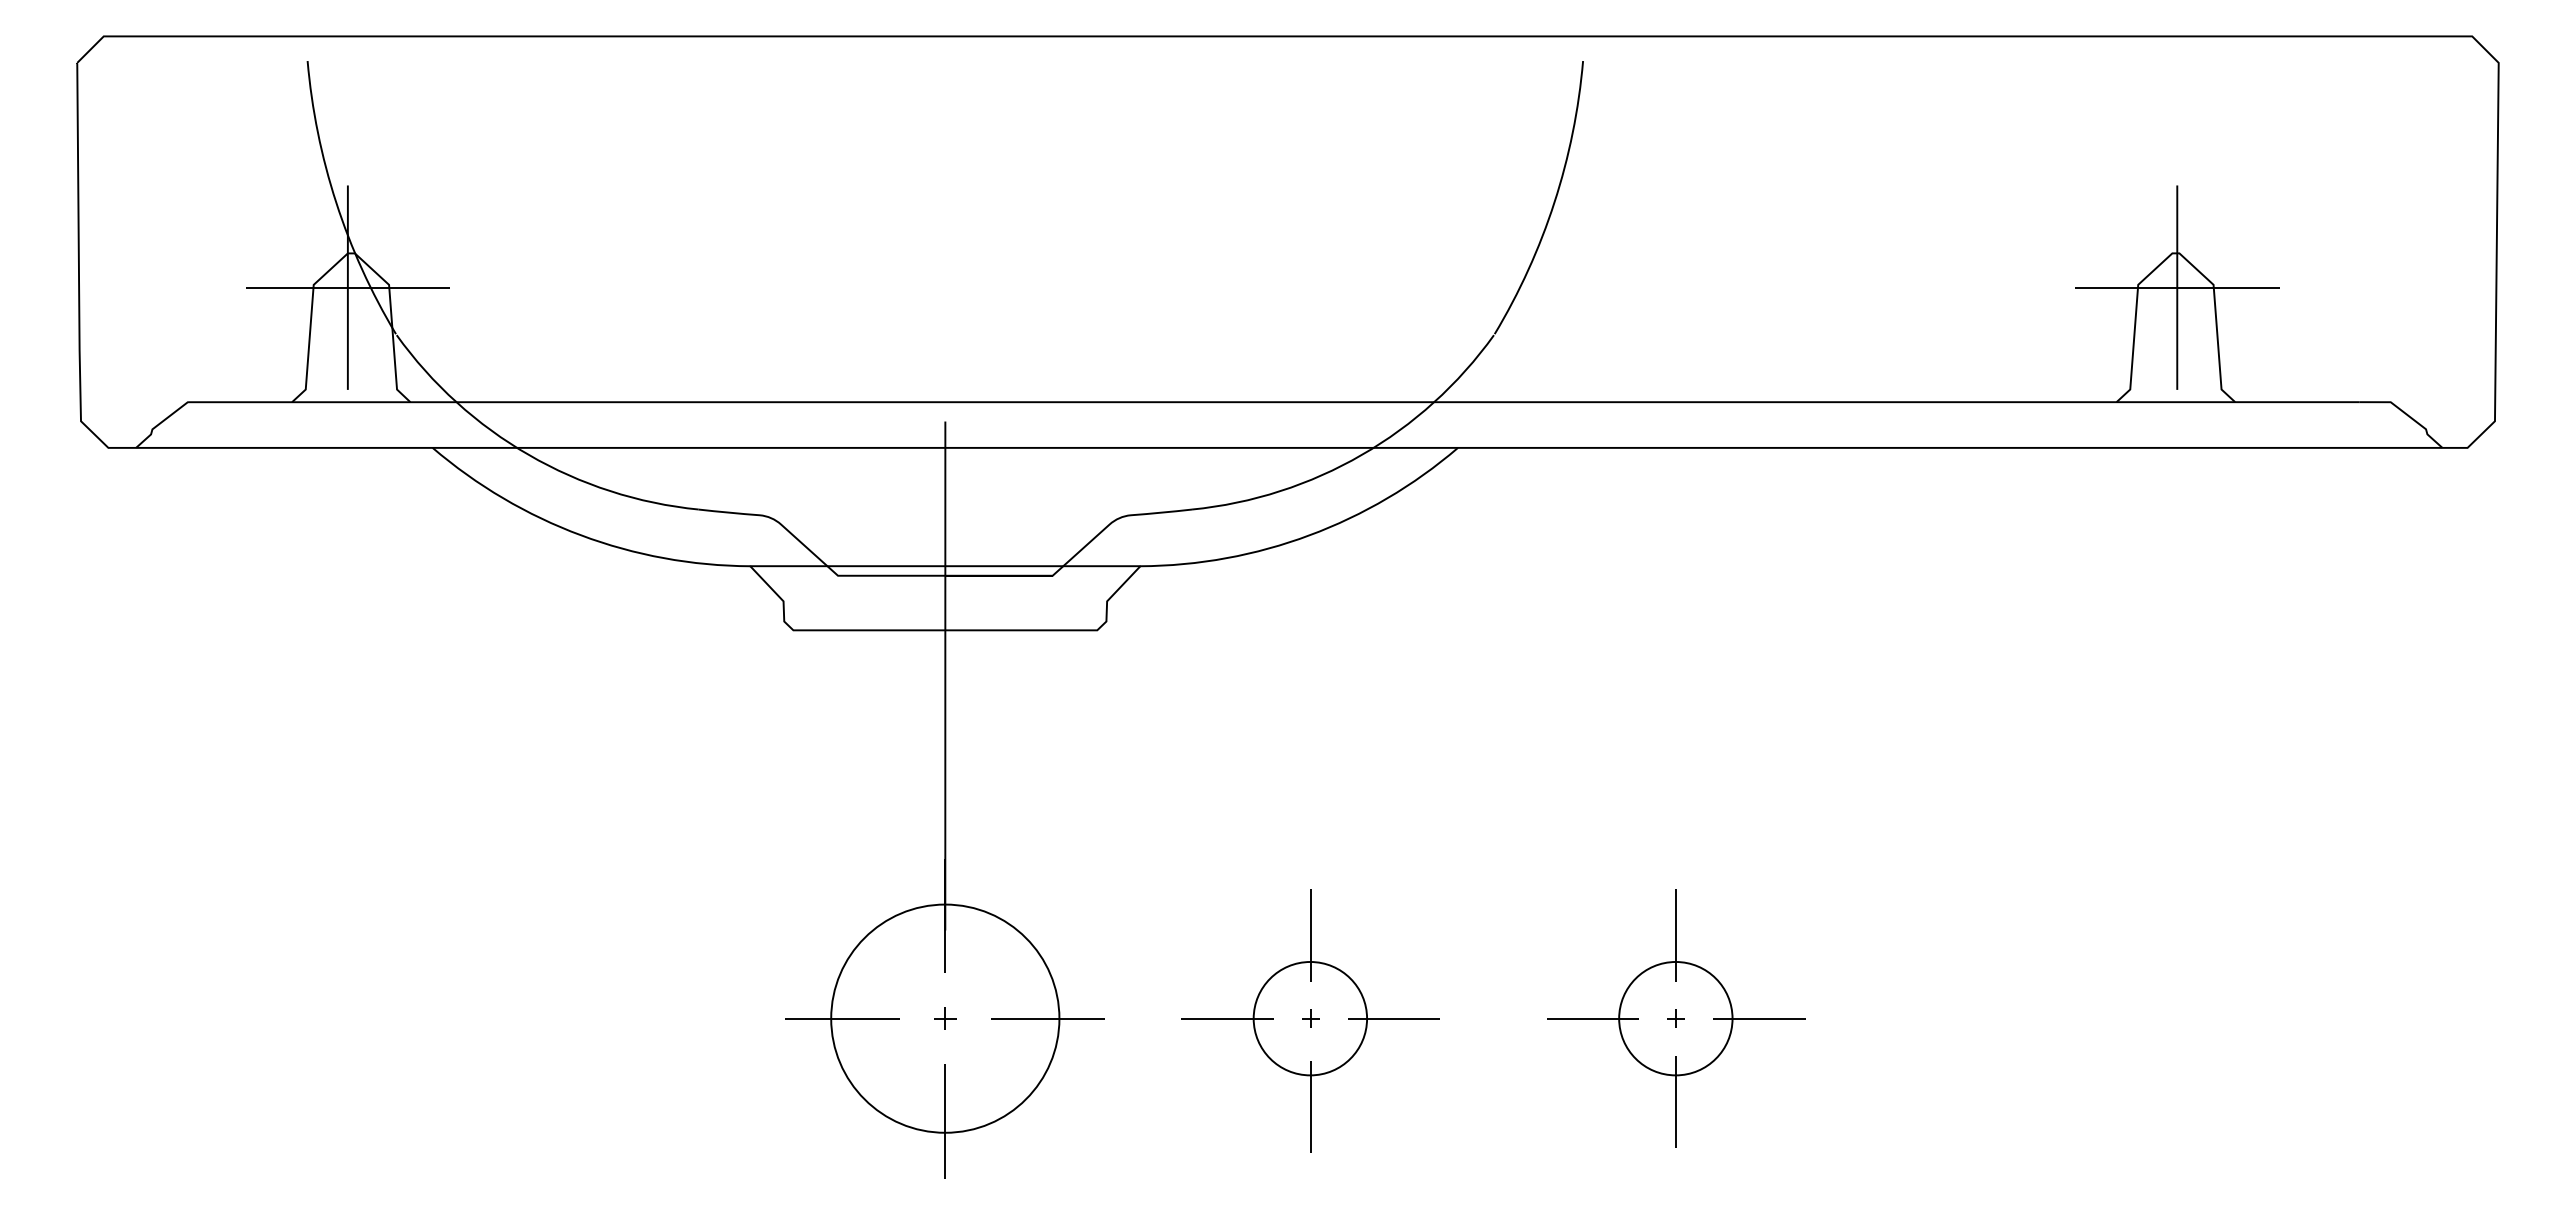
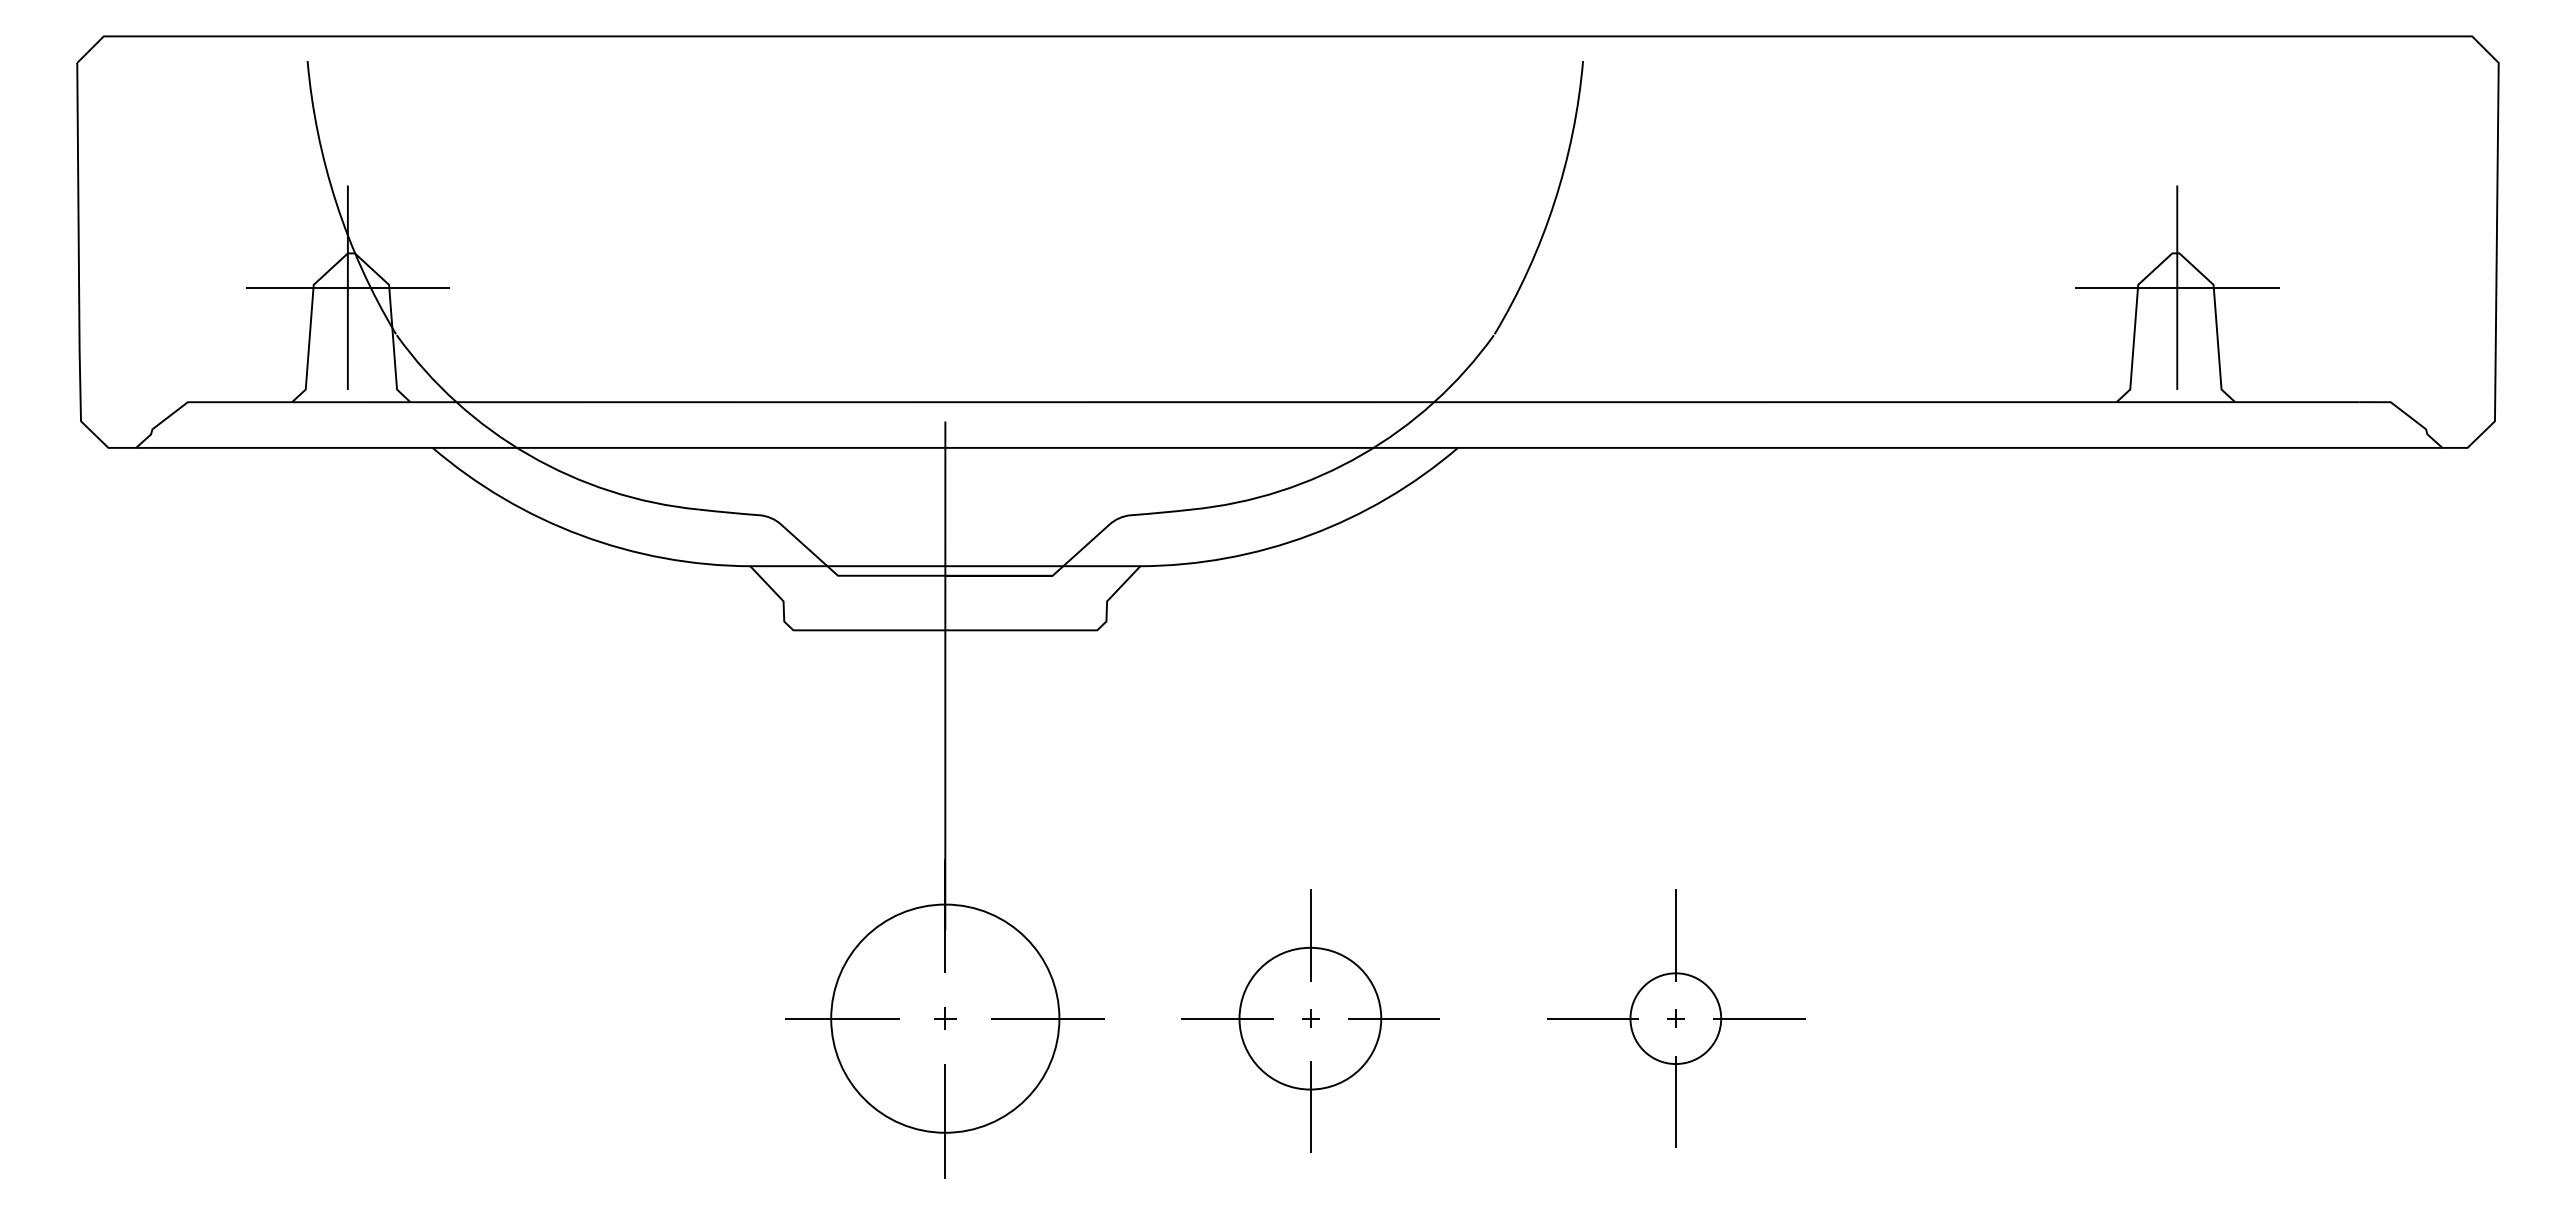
circle diameter: 113 px -> 142 px (1310, 1018)
circle diameter: 113 px -> 91 px (1675, 1018)
